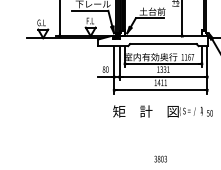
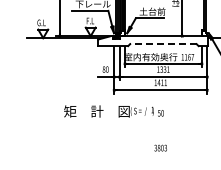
line: solid -> dashed (162, 44)
text position: (162, 111) -> (113, 111) (113, 111)
text position: (160, 158) -> (160, 147) (160, 147)
